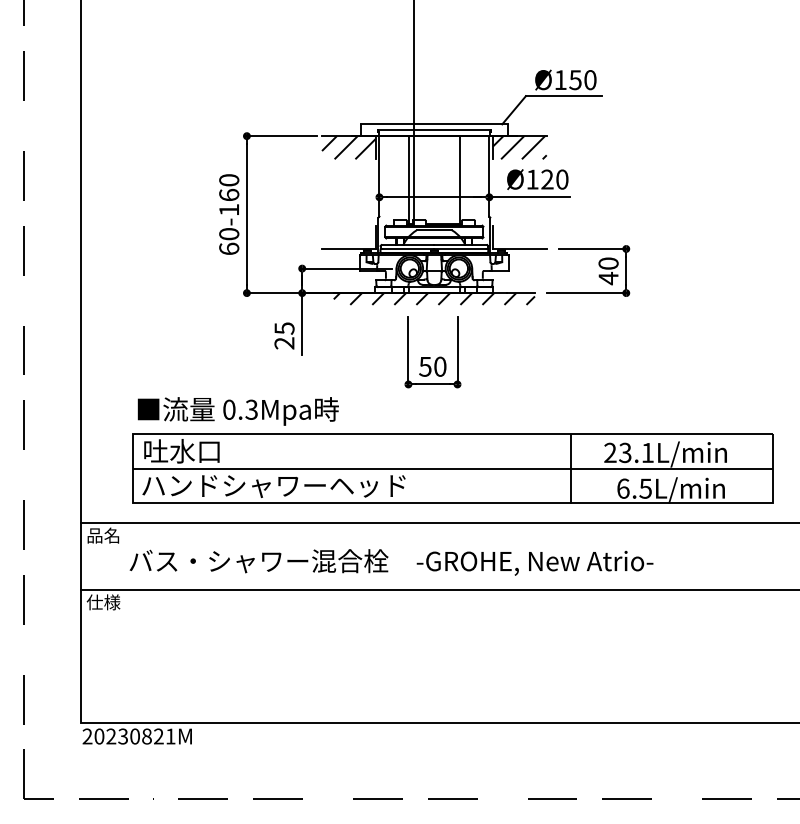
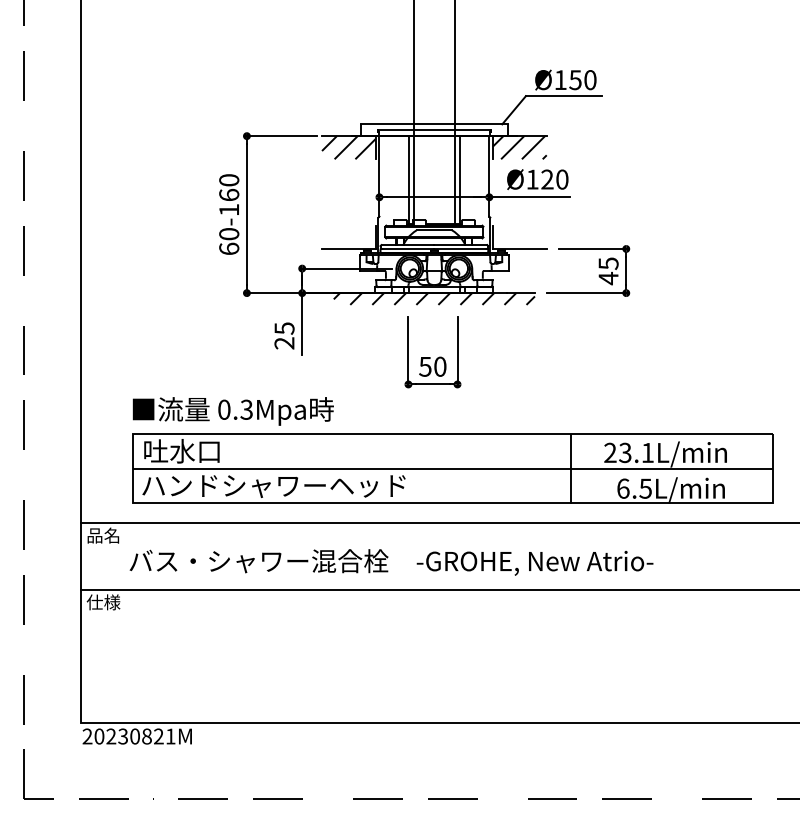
line: none -> present (455, 114)
text: 40 -> 45 (608, 263)
text position: (237, 411) -> (232, 411) (232, 411)
